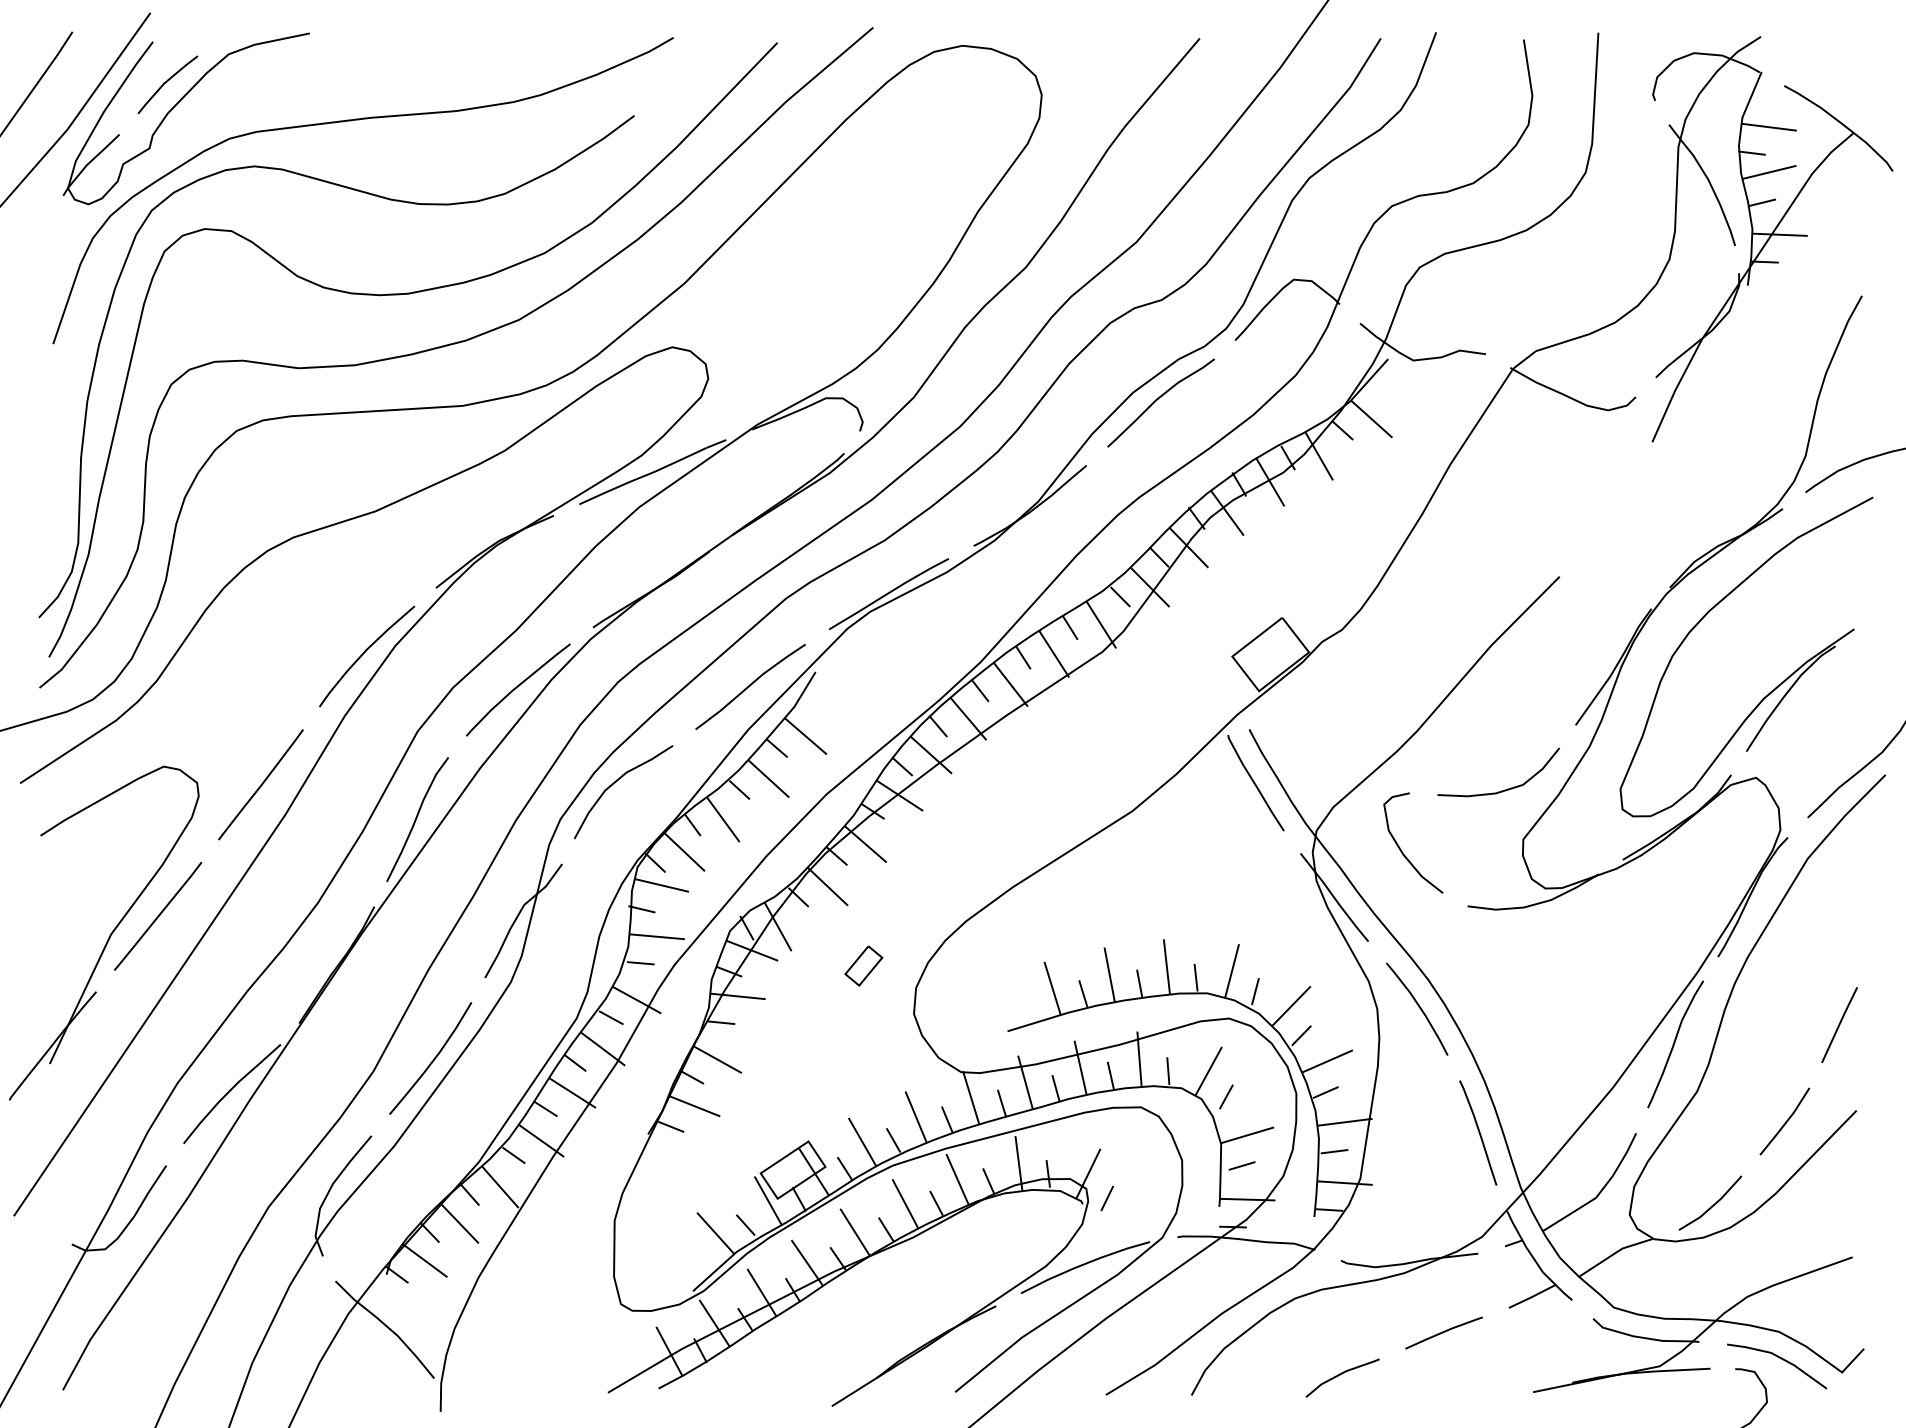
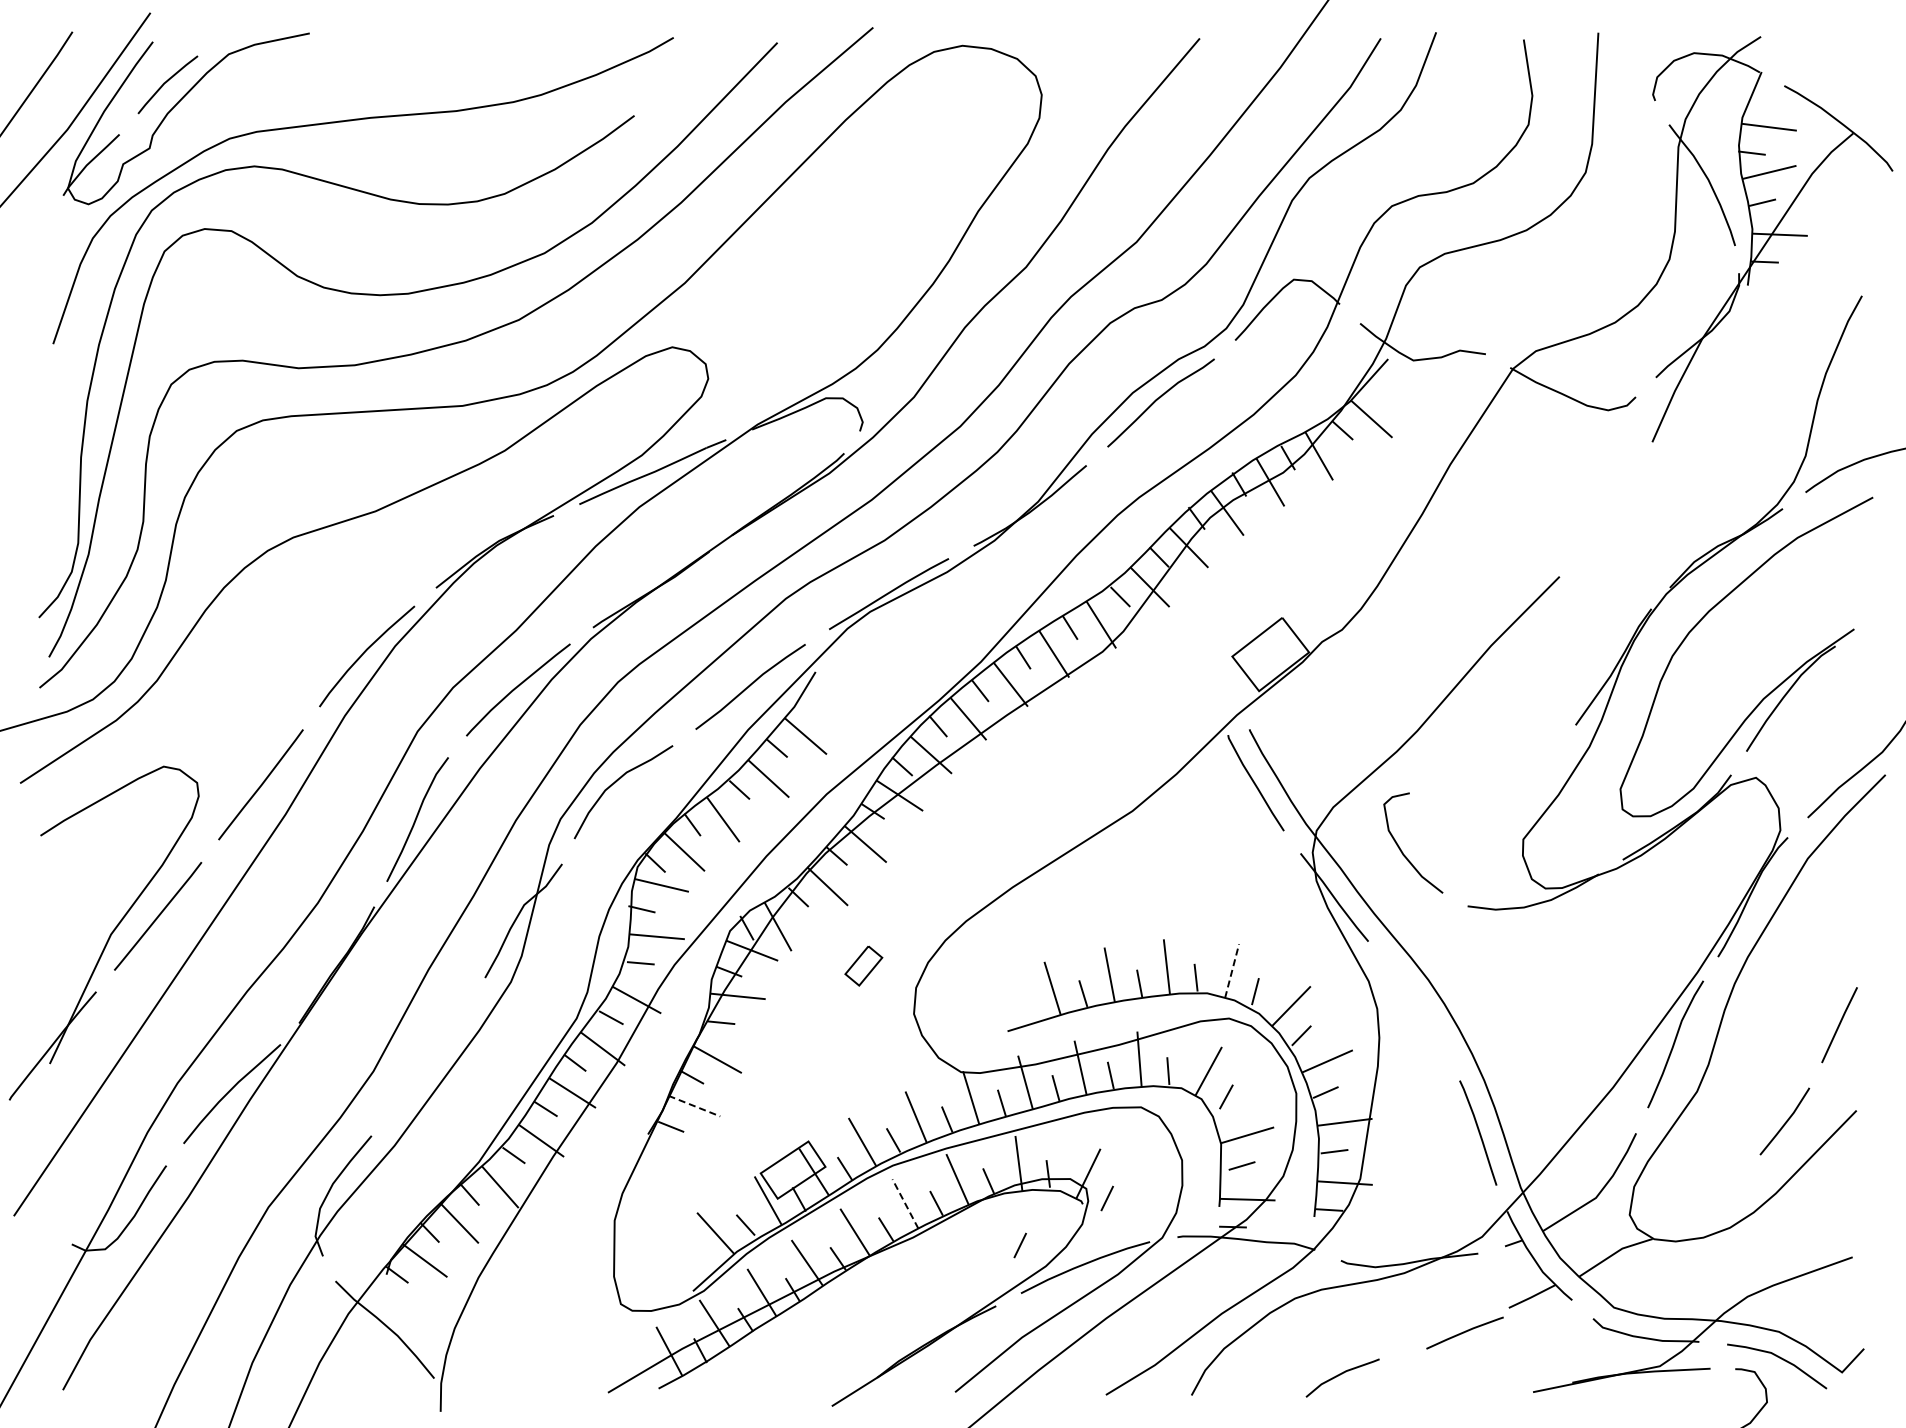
curve: present -> none (1504, 789)
line: solid -> dashed (1231, 972)
curve: present -> none (1418, 1007)
curve: present -> none (432, 1060)
line: solid -> dashed (693, 1105)
line: solid -> dashed (905, 1204)
line: present -> none (1711, 1205)
line: none -> present (1019, 1245)
line position: (1443, 1332) -> (1464, 1332) (1464, 1332)
